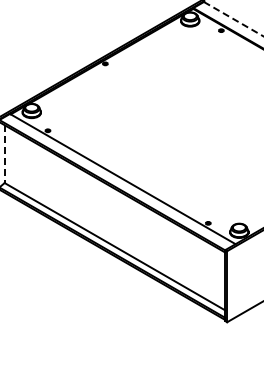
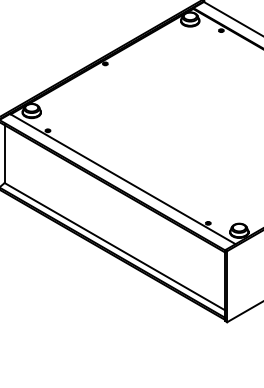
line: dashed -> solid (234, 19)
line: dashed -> solid (4, 154)
